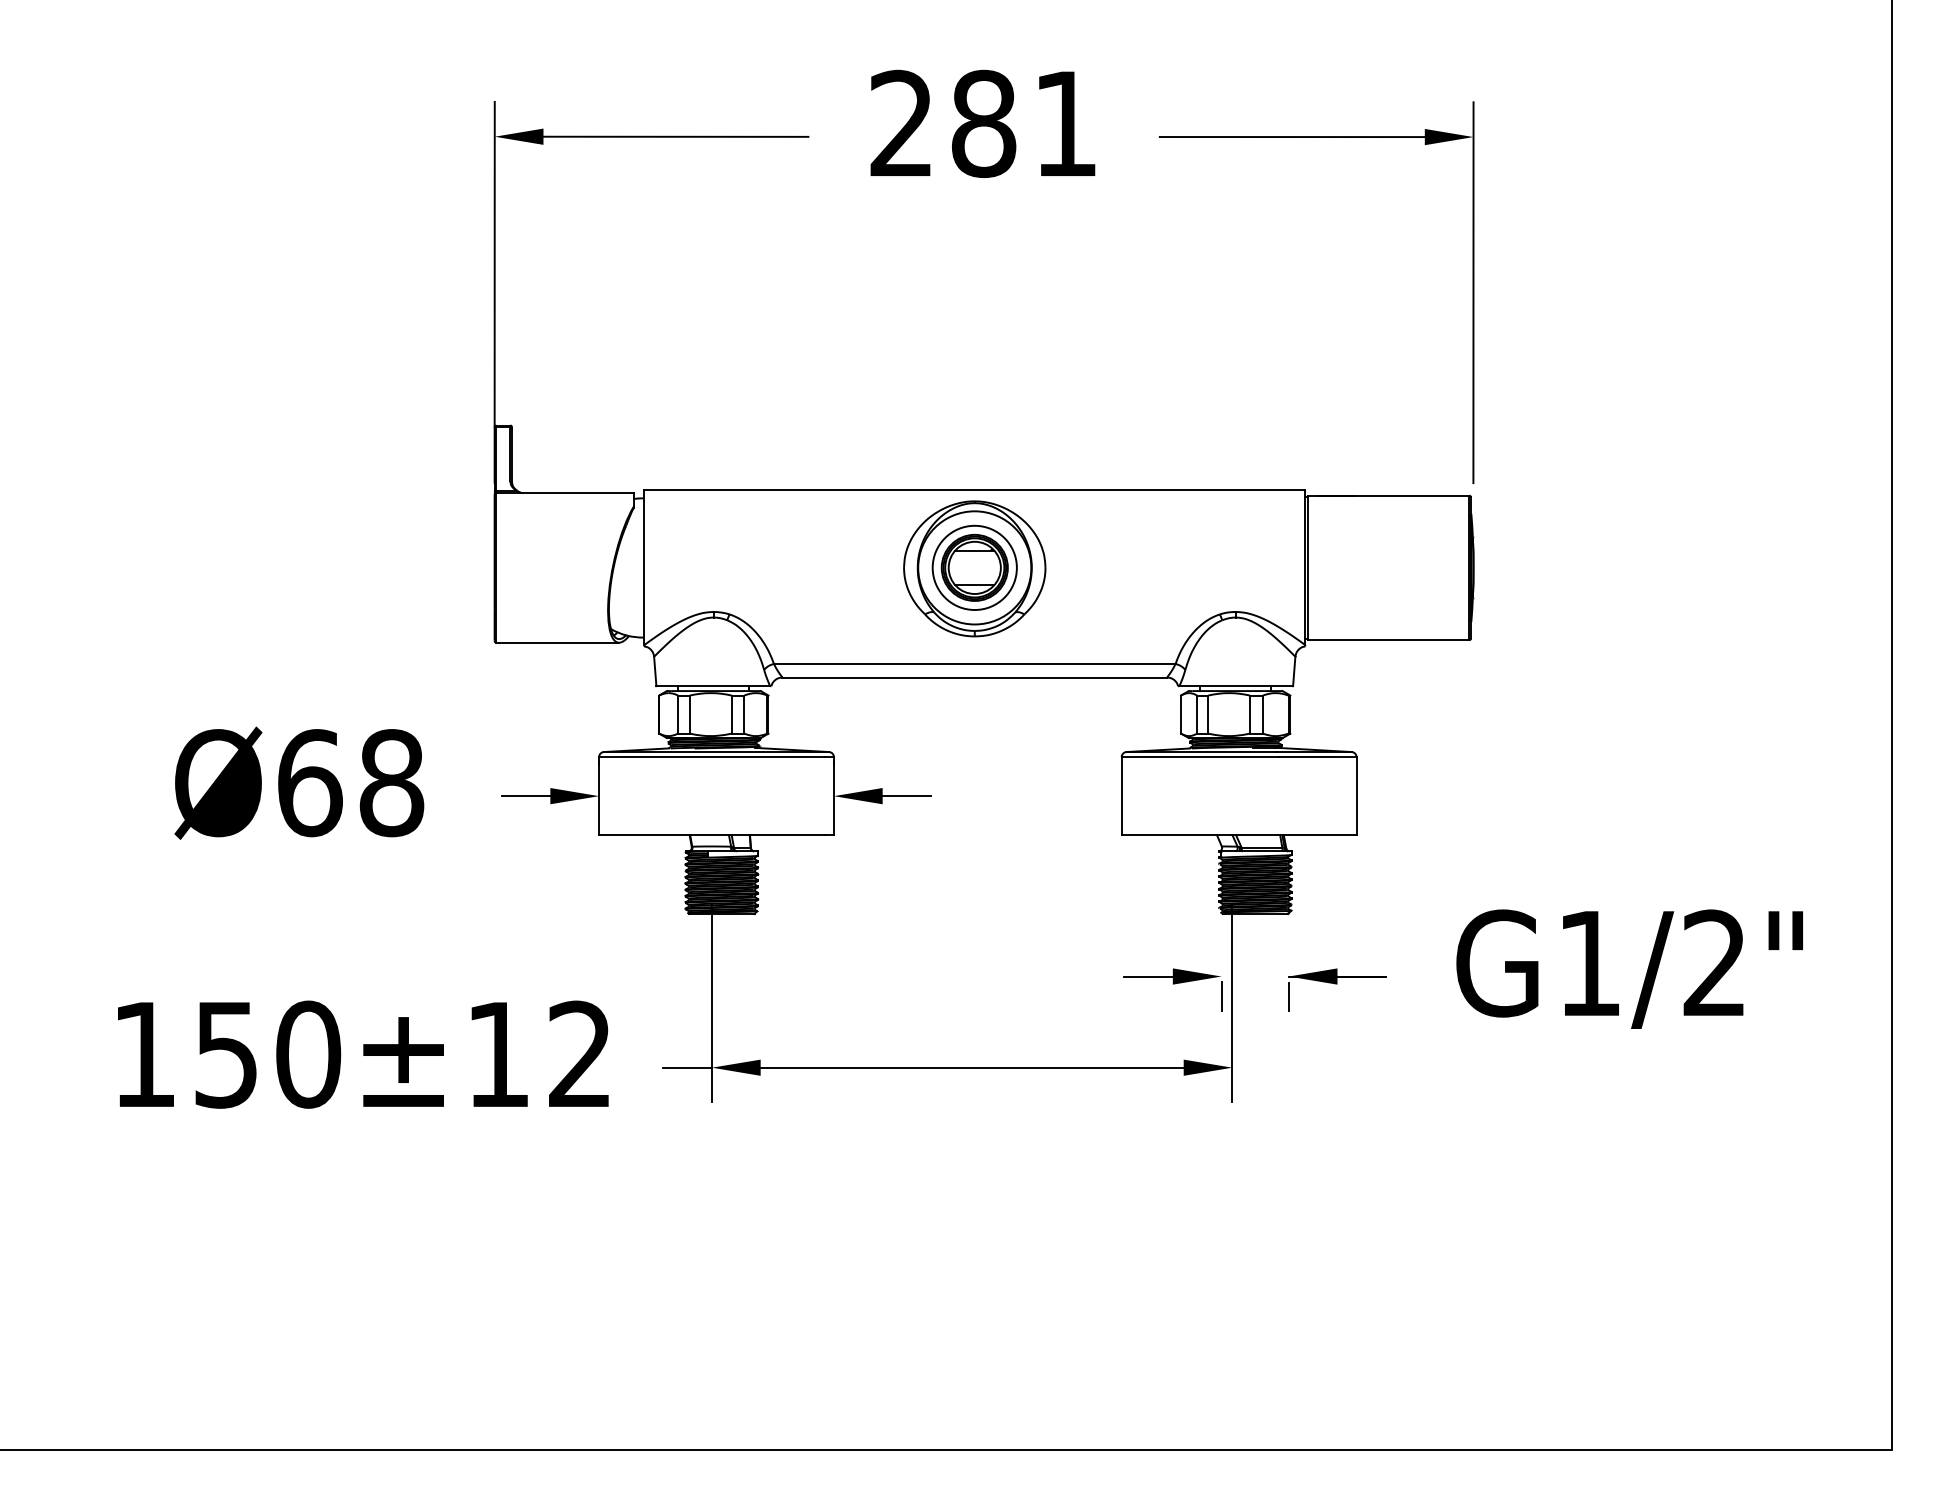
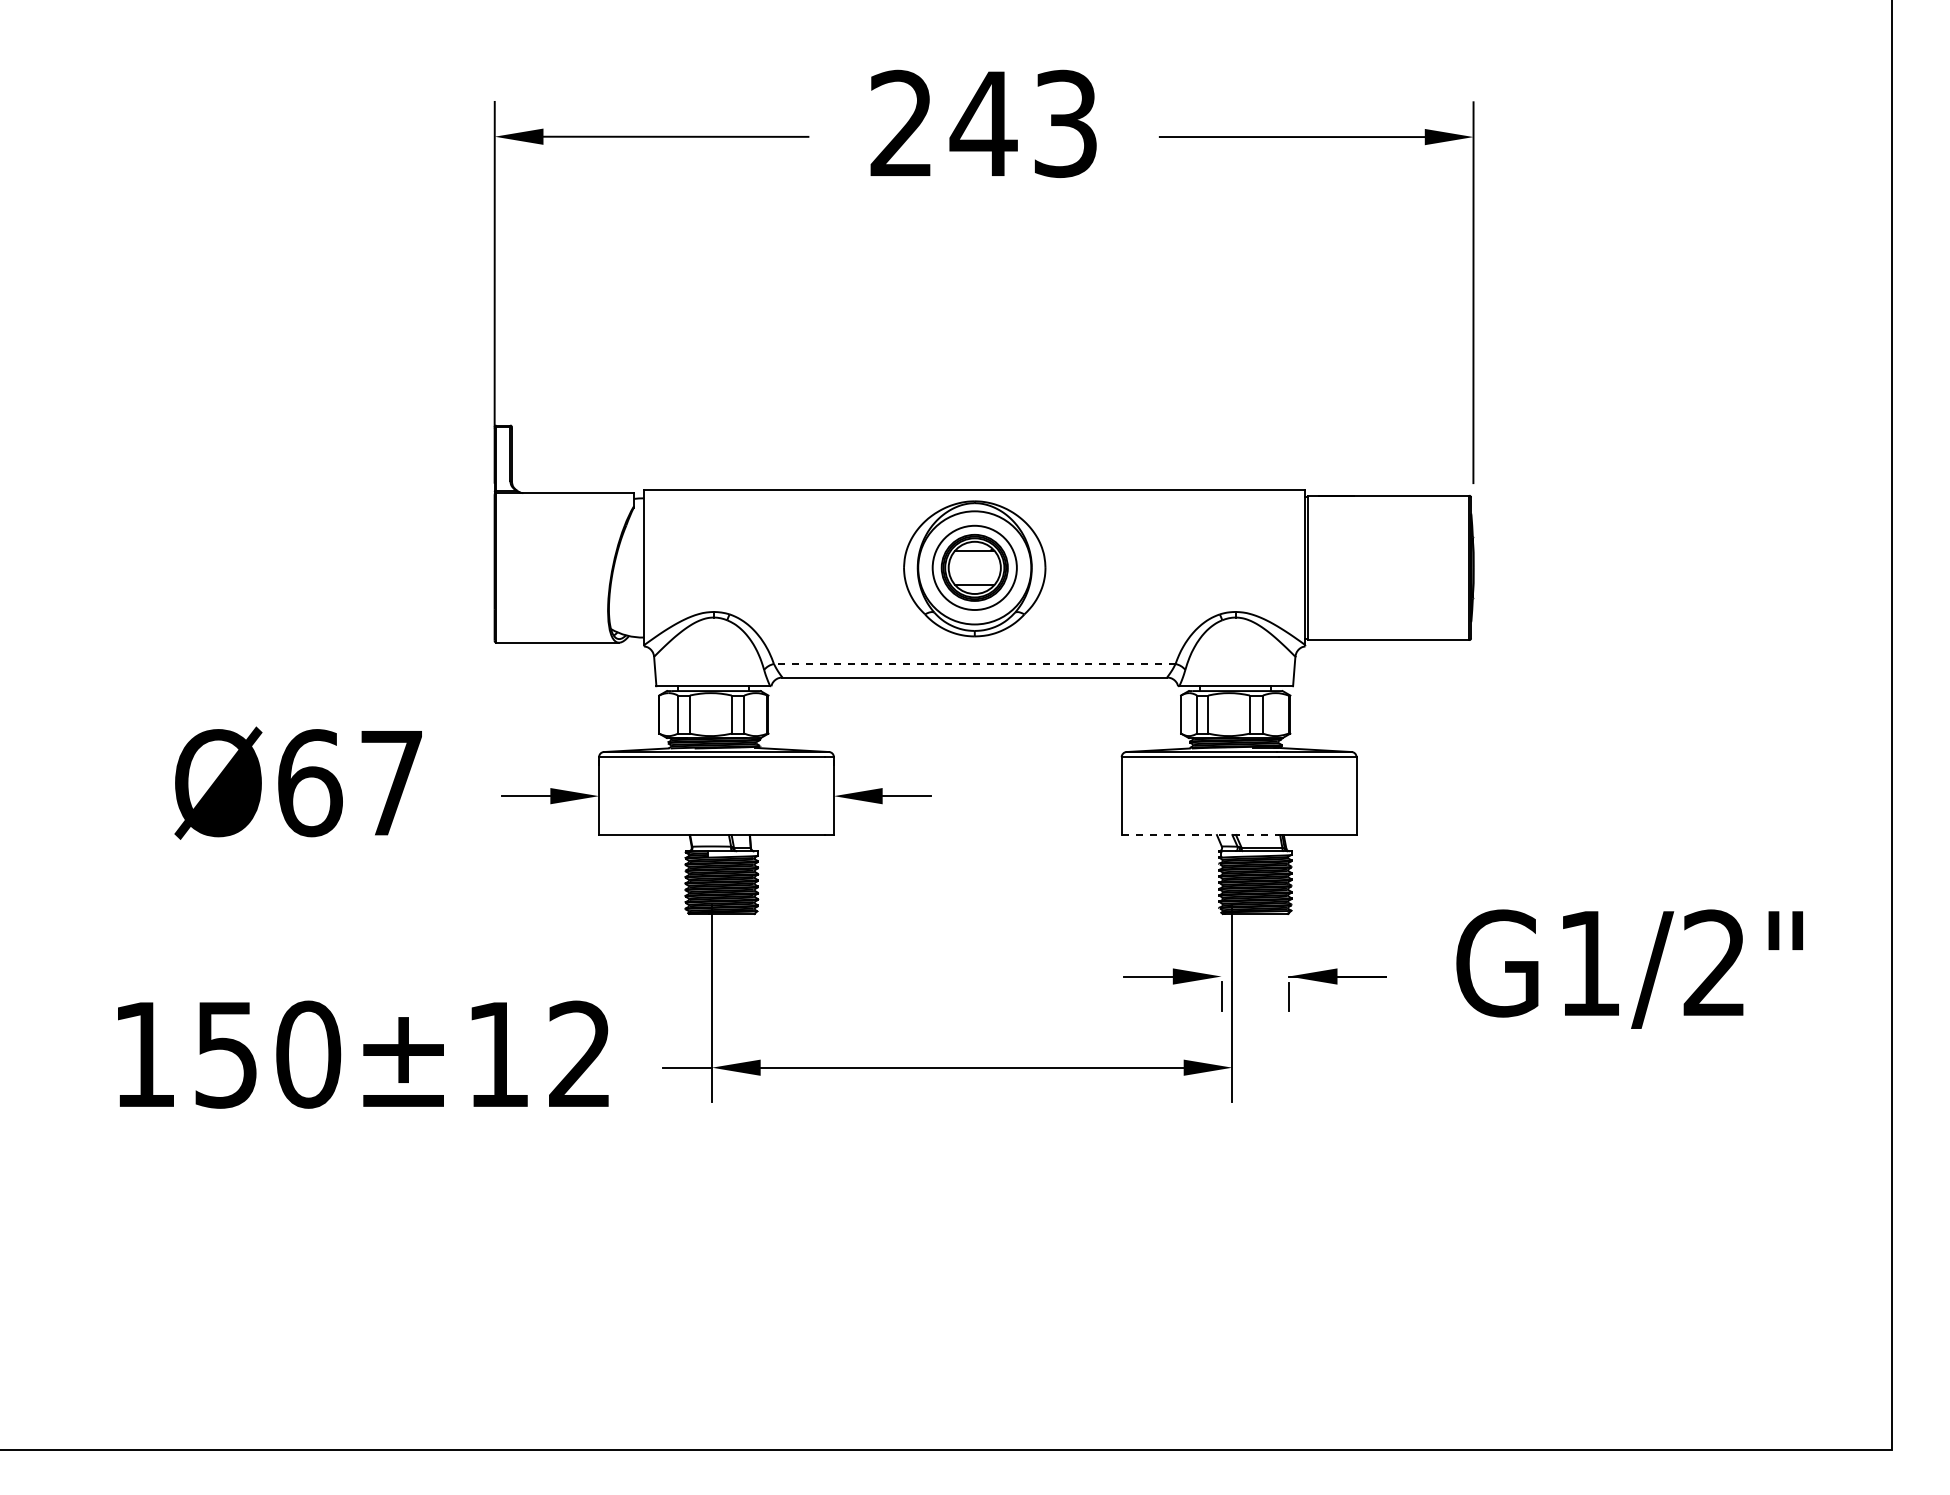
text: 281 -> 243 (1022, 123)
line: solid -> dashed (974, 664)
text: Ø68 -> Ø67 (391, 783)
line: solid -> dashed (1200, 835)
